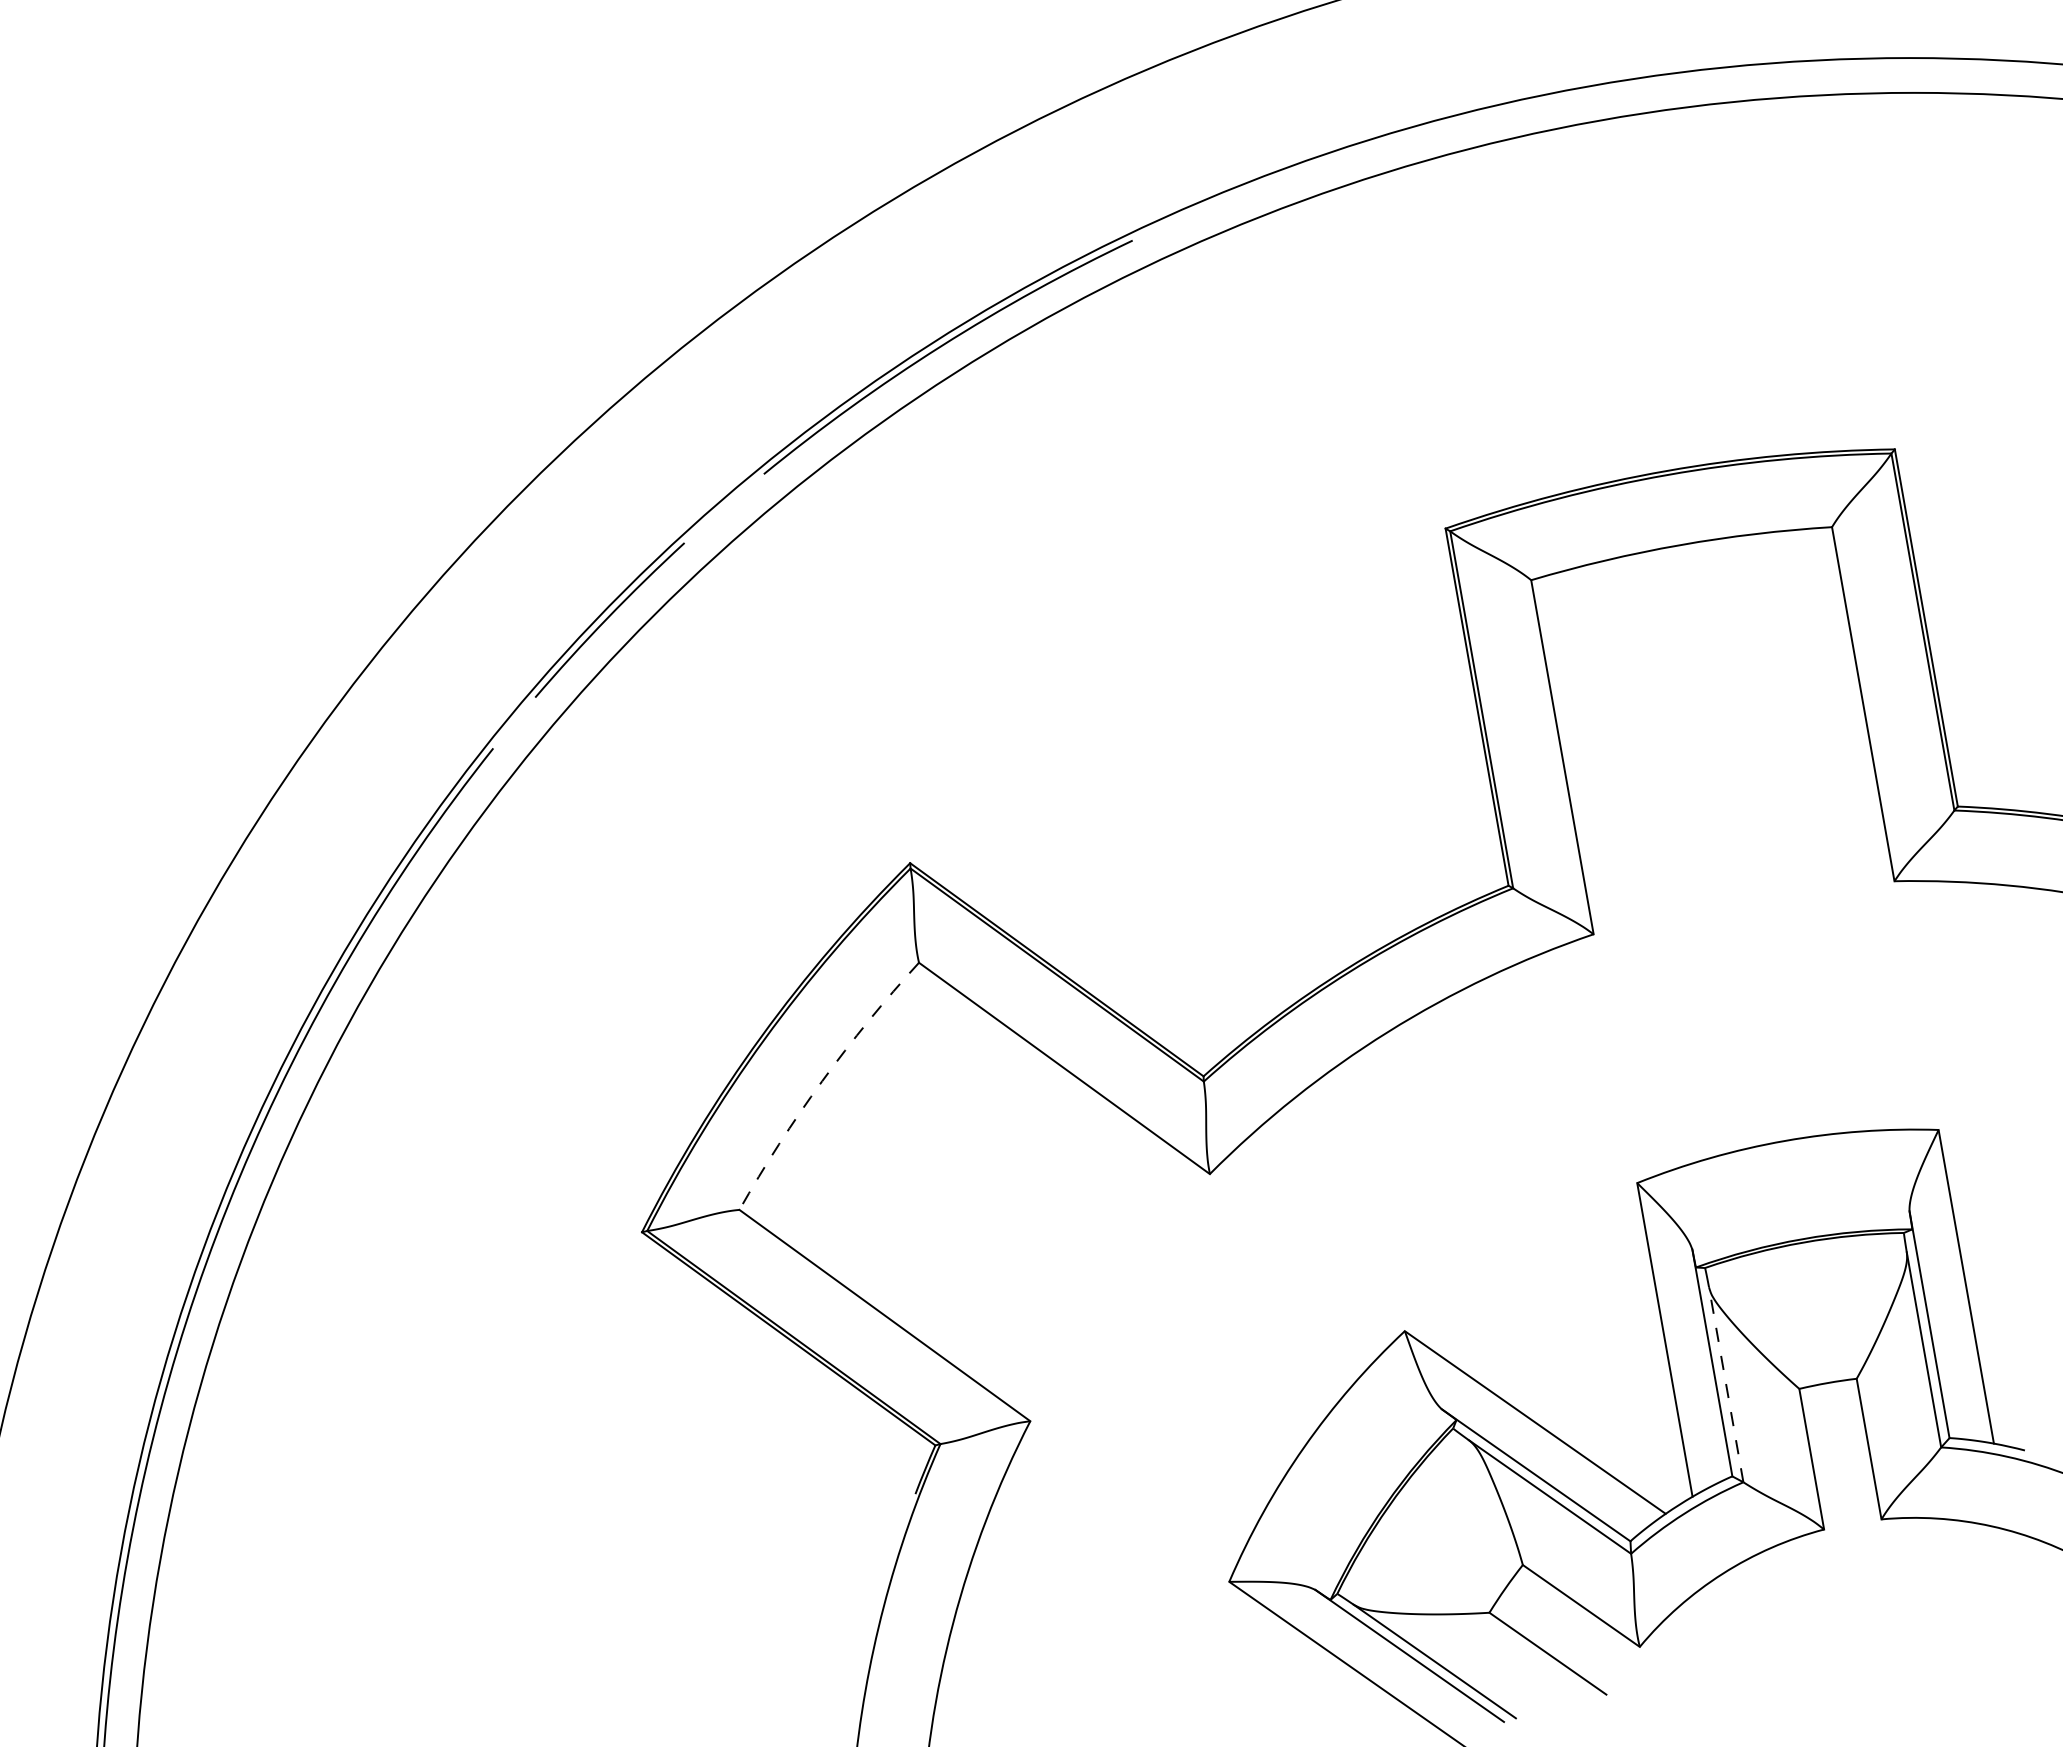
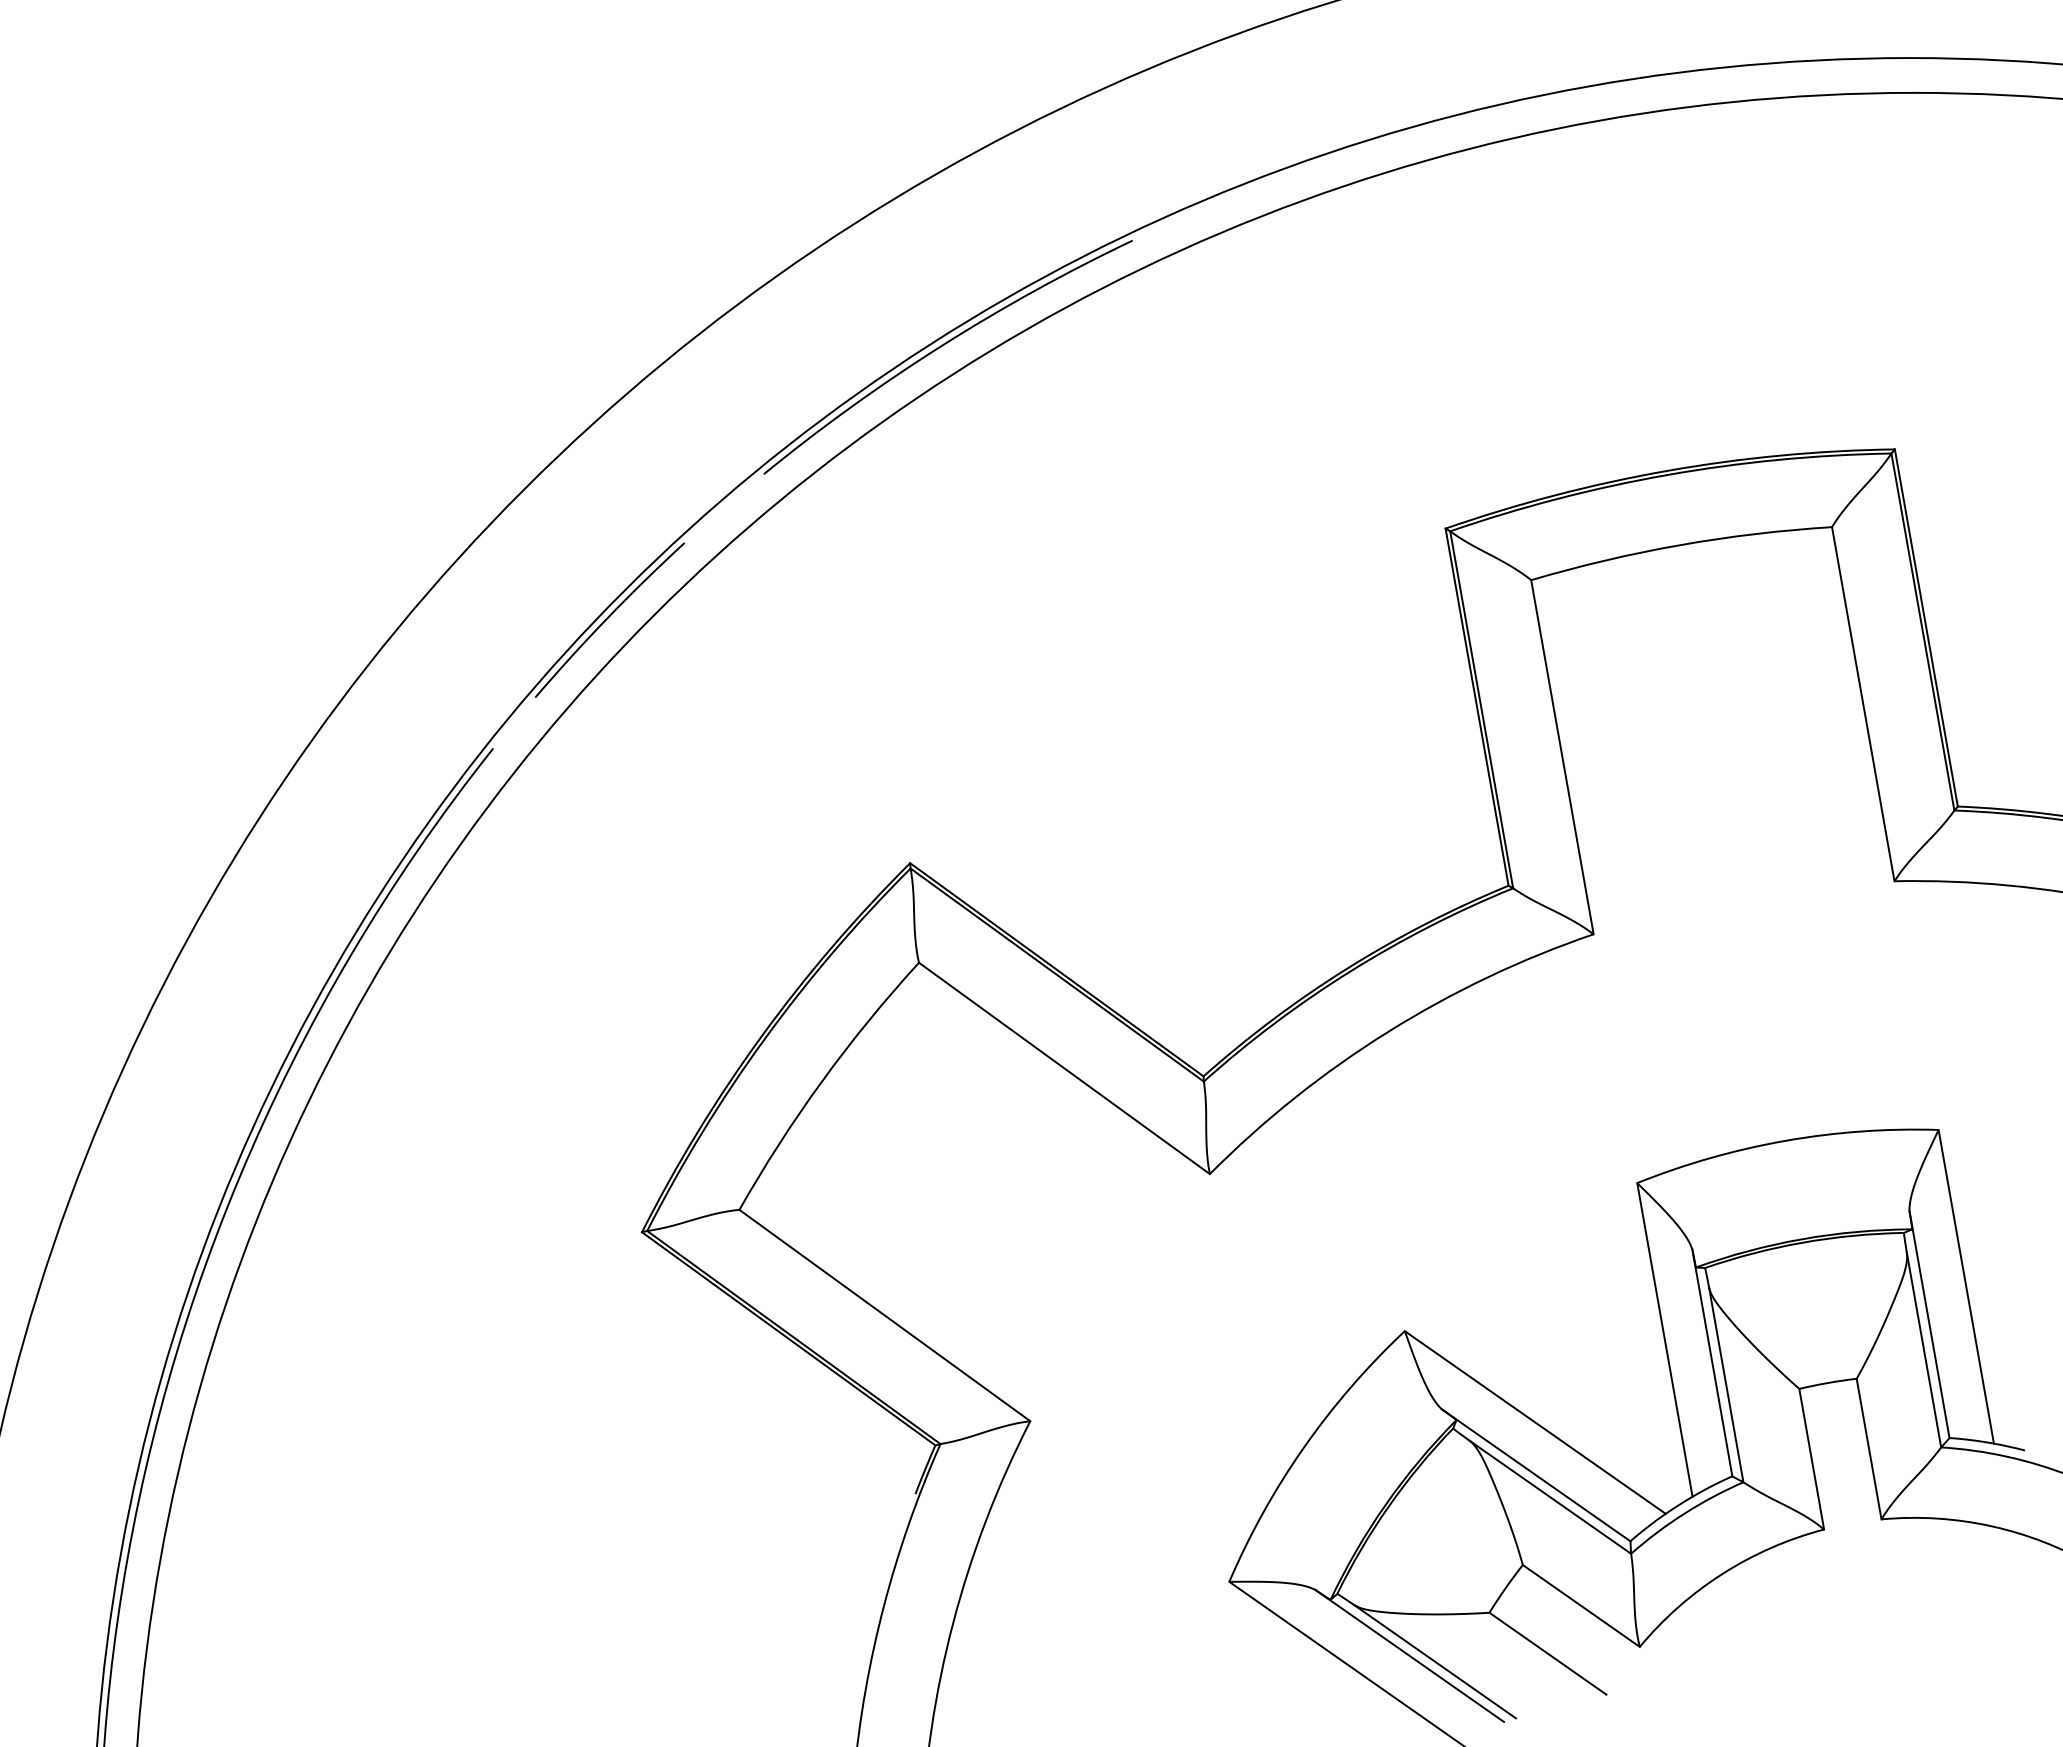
arc: dashed -> solid (822, 1081)
line: dashed -> solid (1726, 1384)
